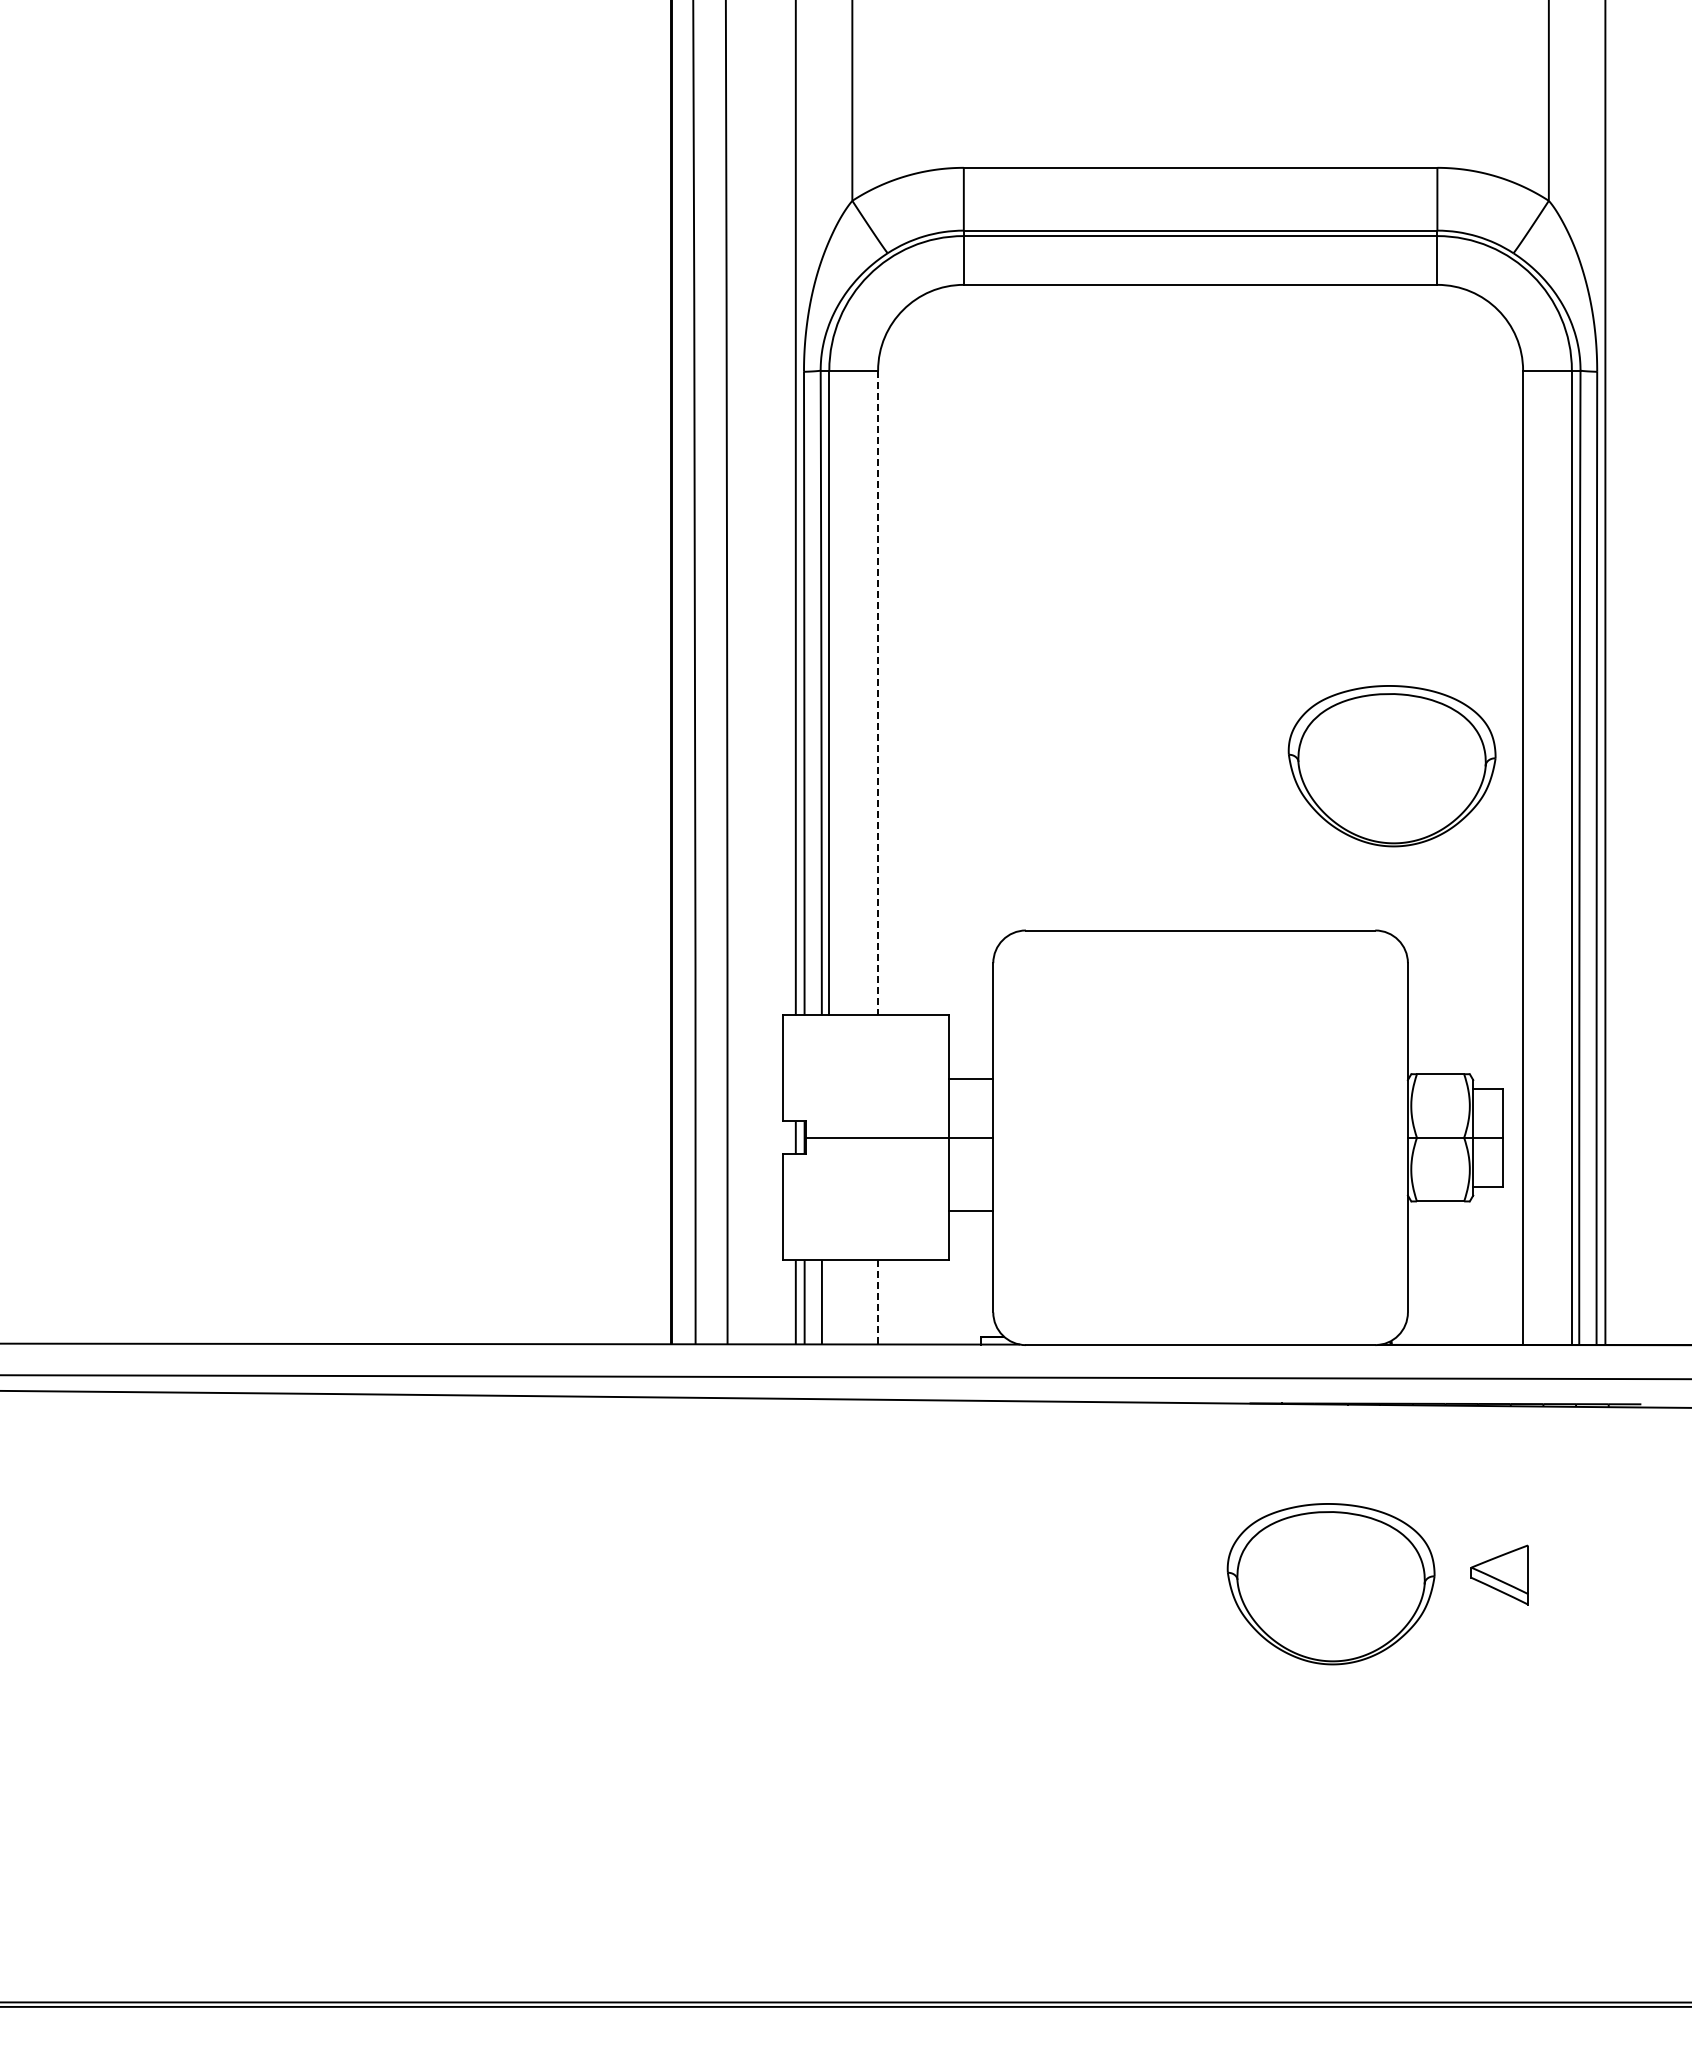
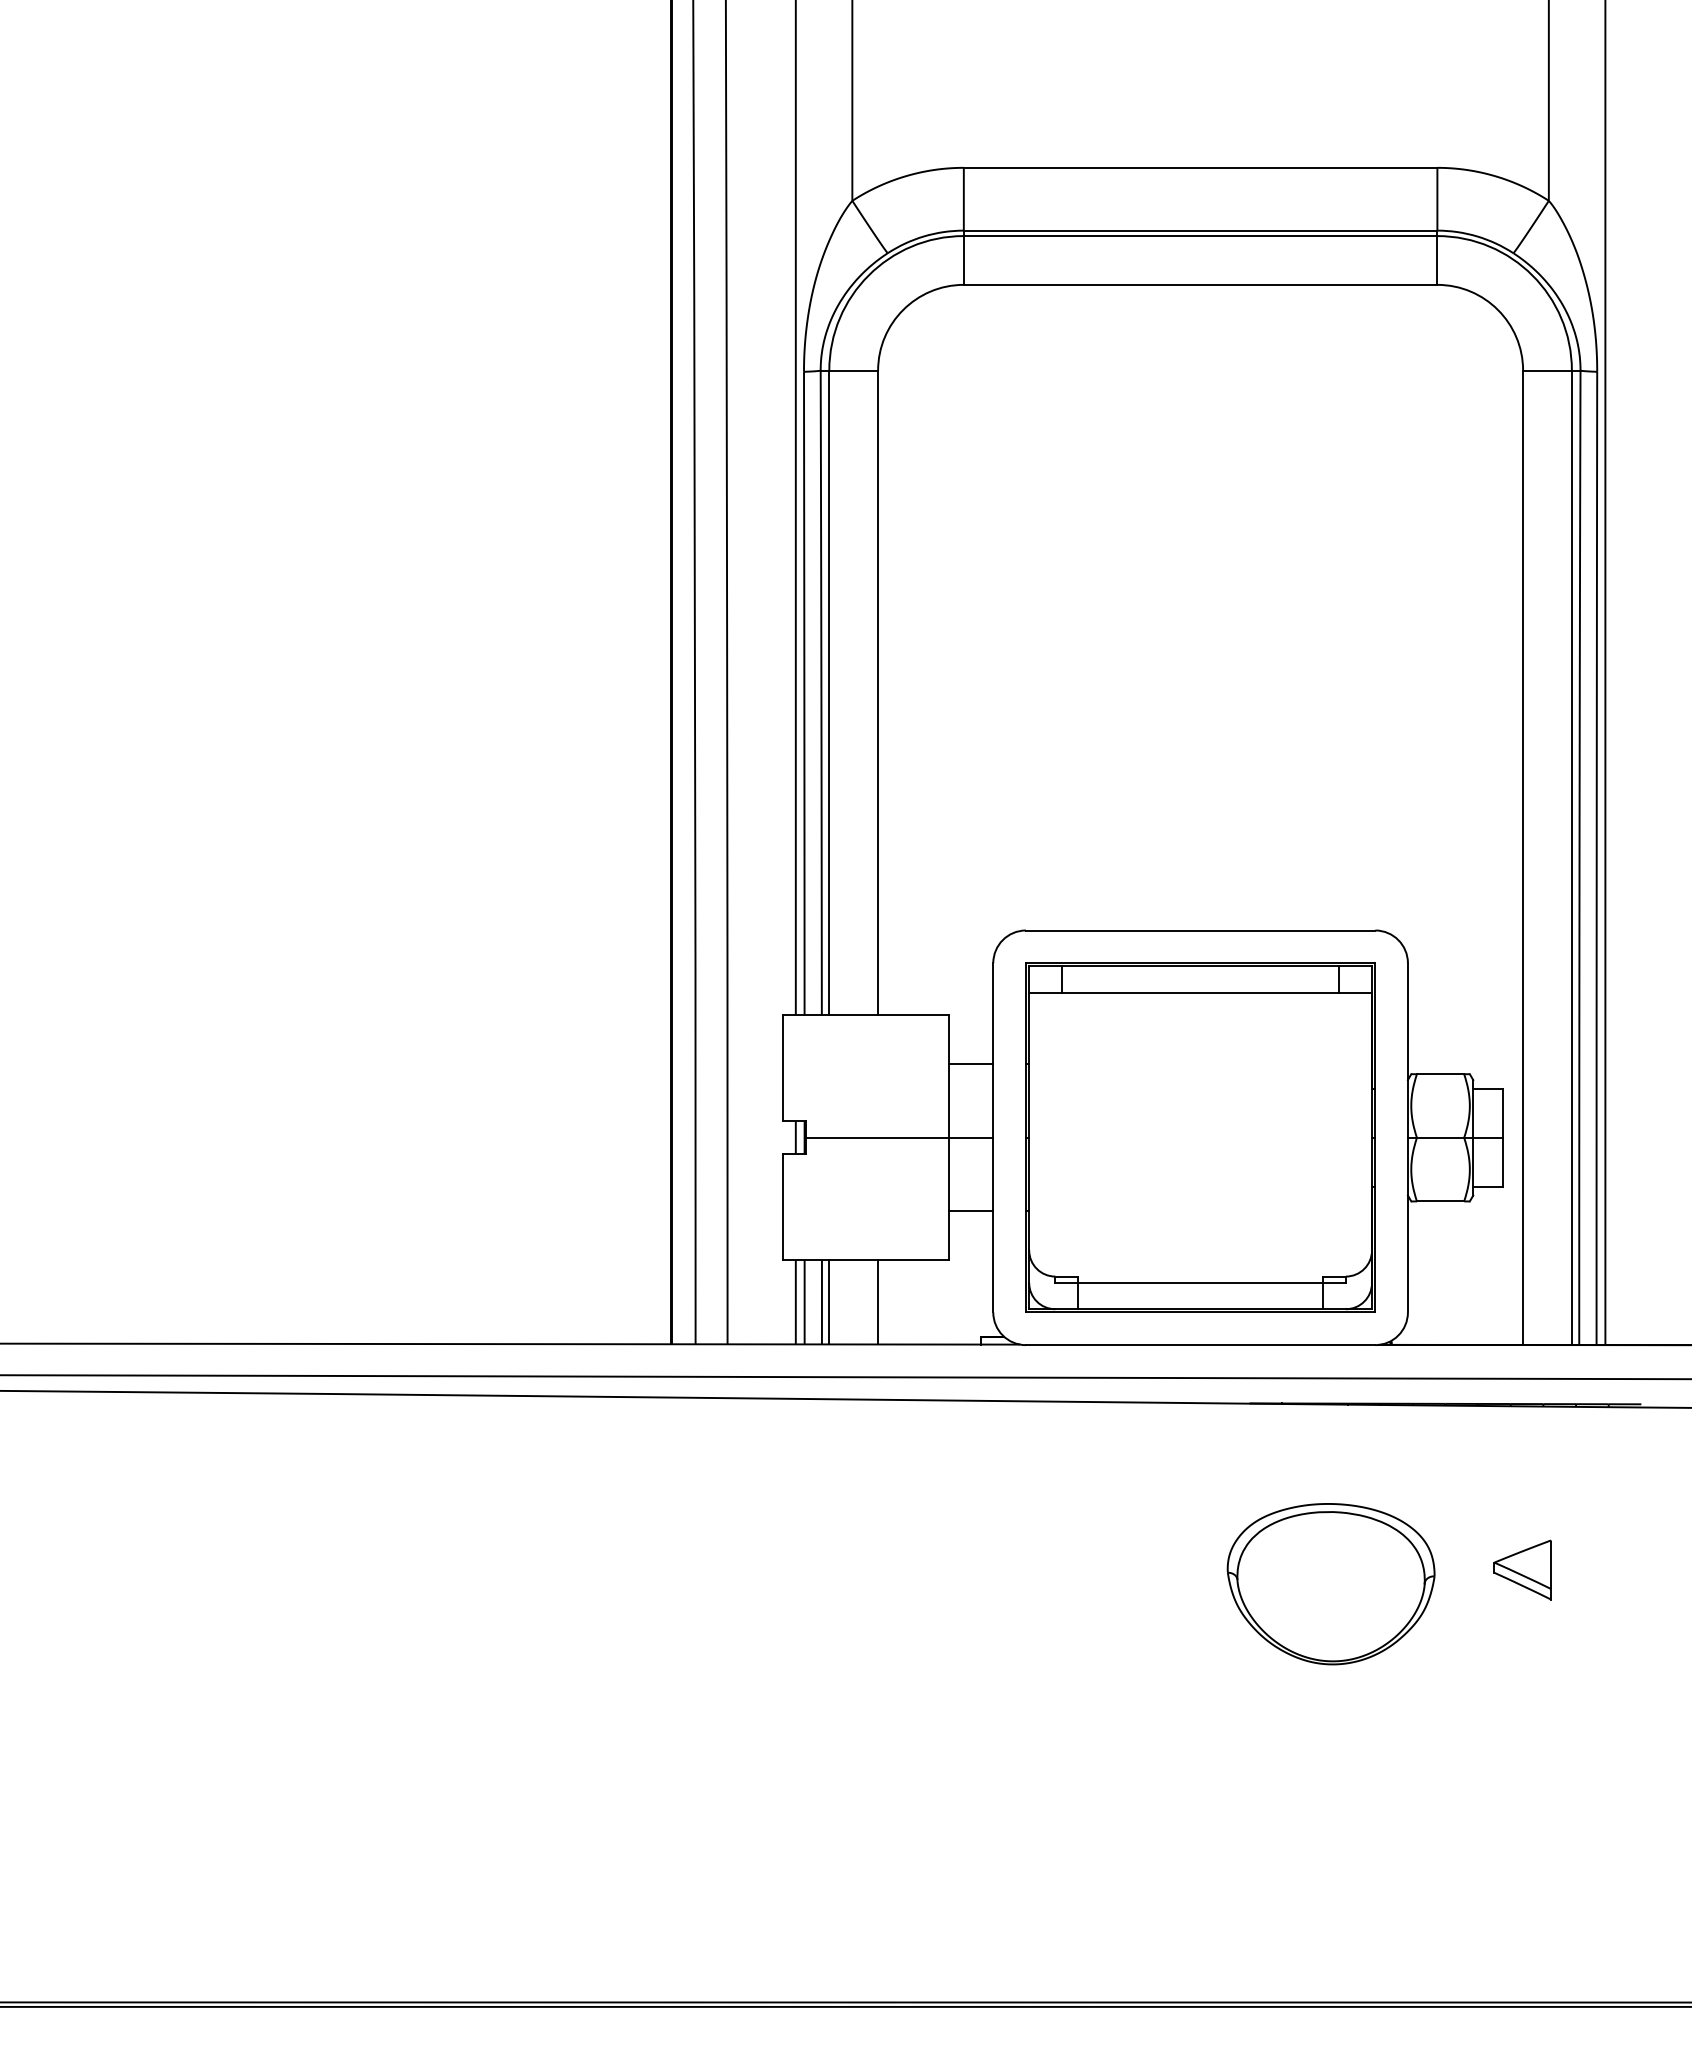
line: dashed -> solid (878, 693)
part: present -> none (1391, 766)
line position: (971, 1079) -> (971, 1064) (971, 1064)
part: none -> present (1200, 1137)
line: none -> present (829, 1302)
line: dashed -> solid (878, 1302)
part position: (1499, 1574) -> (1522, 1569) (1522, 1569)
